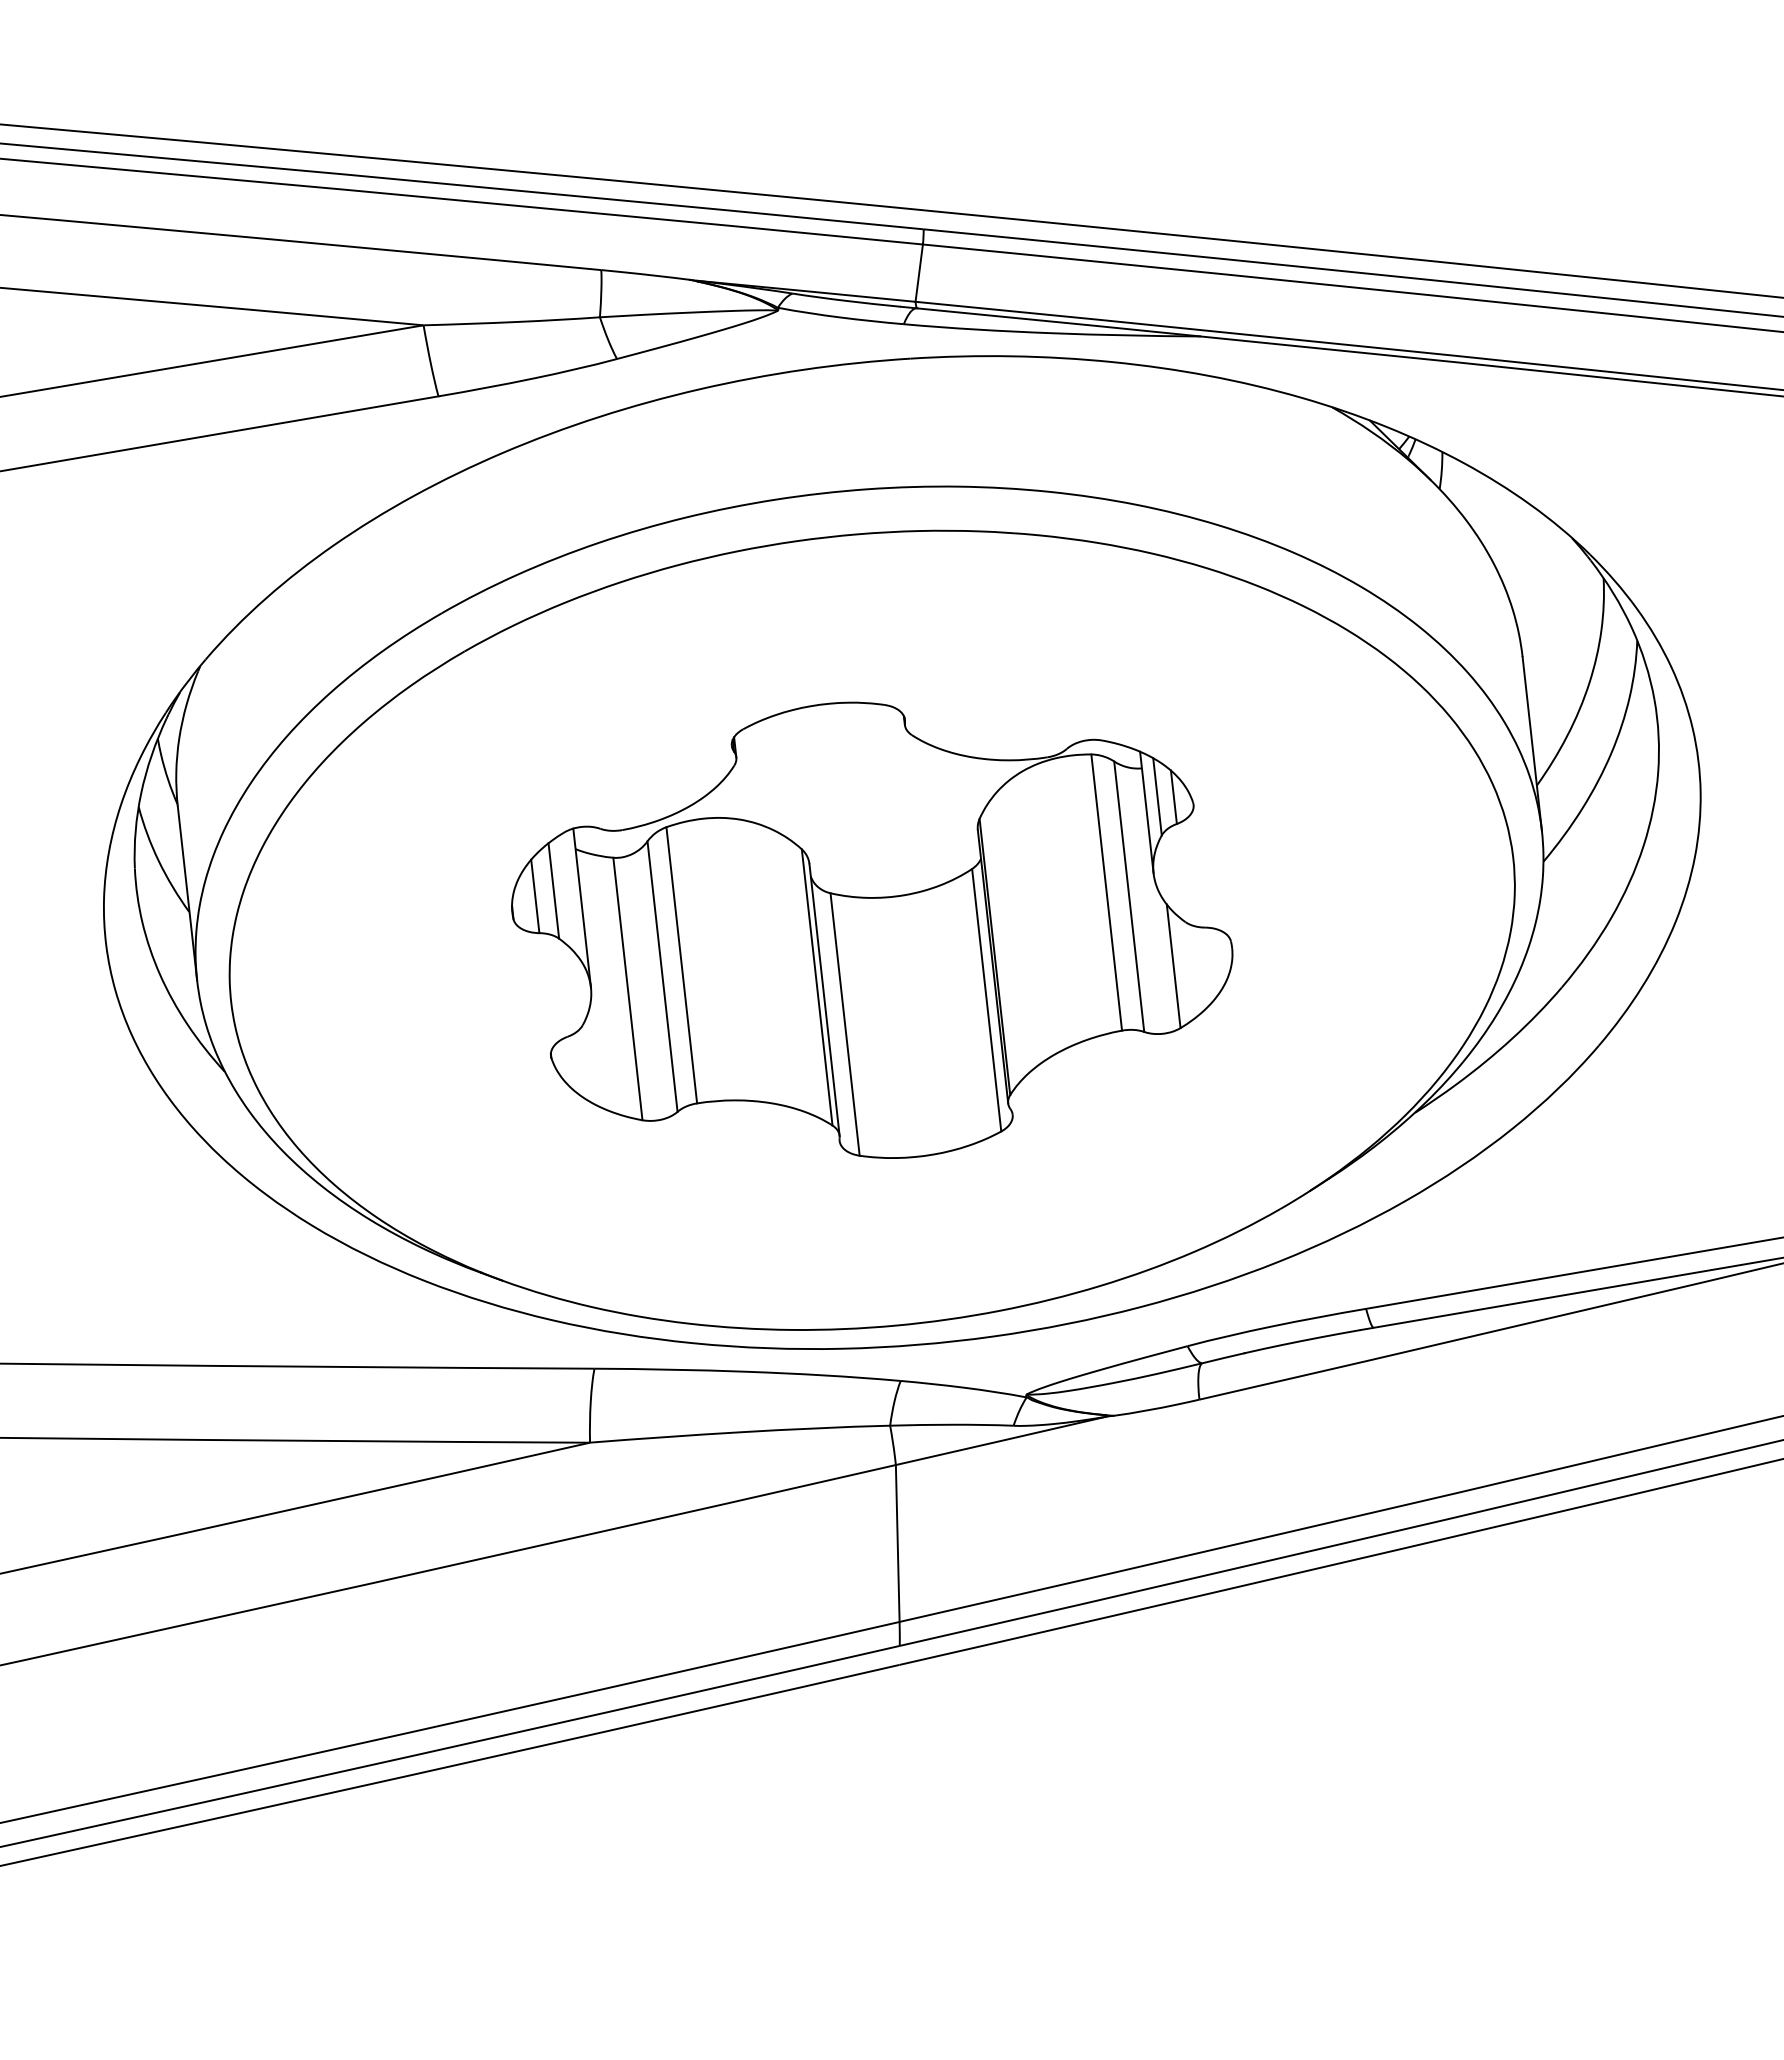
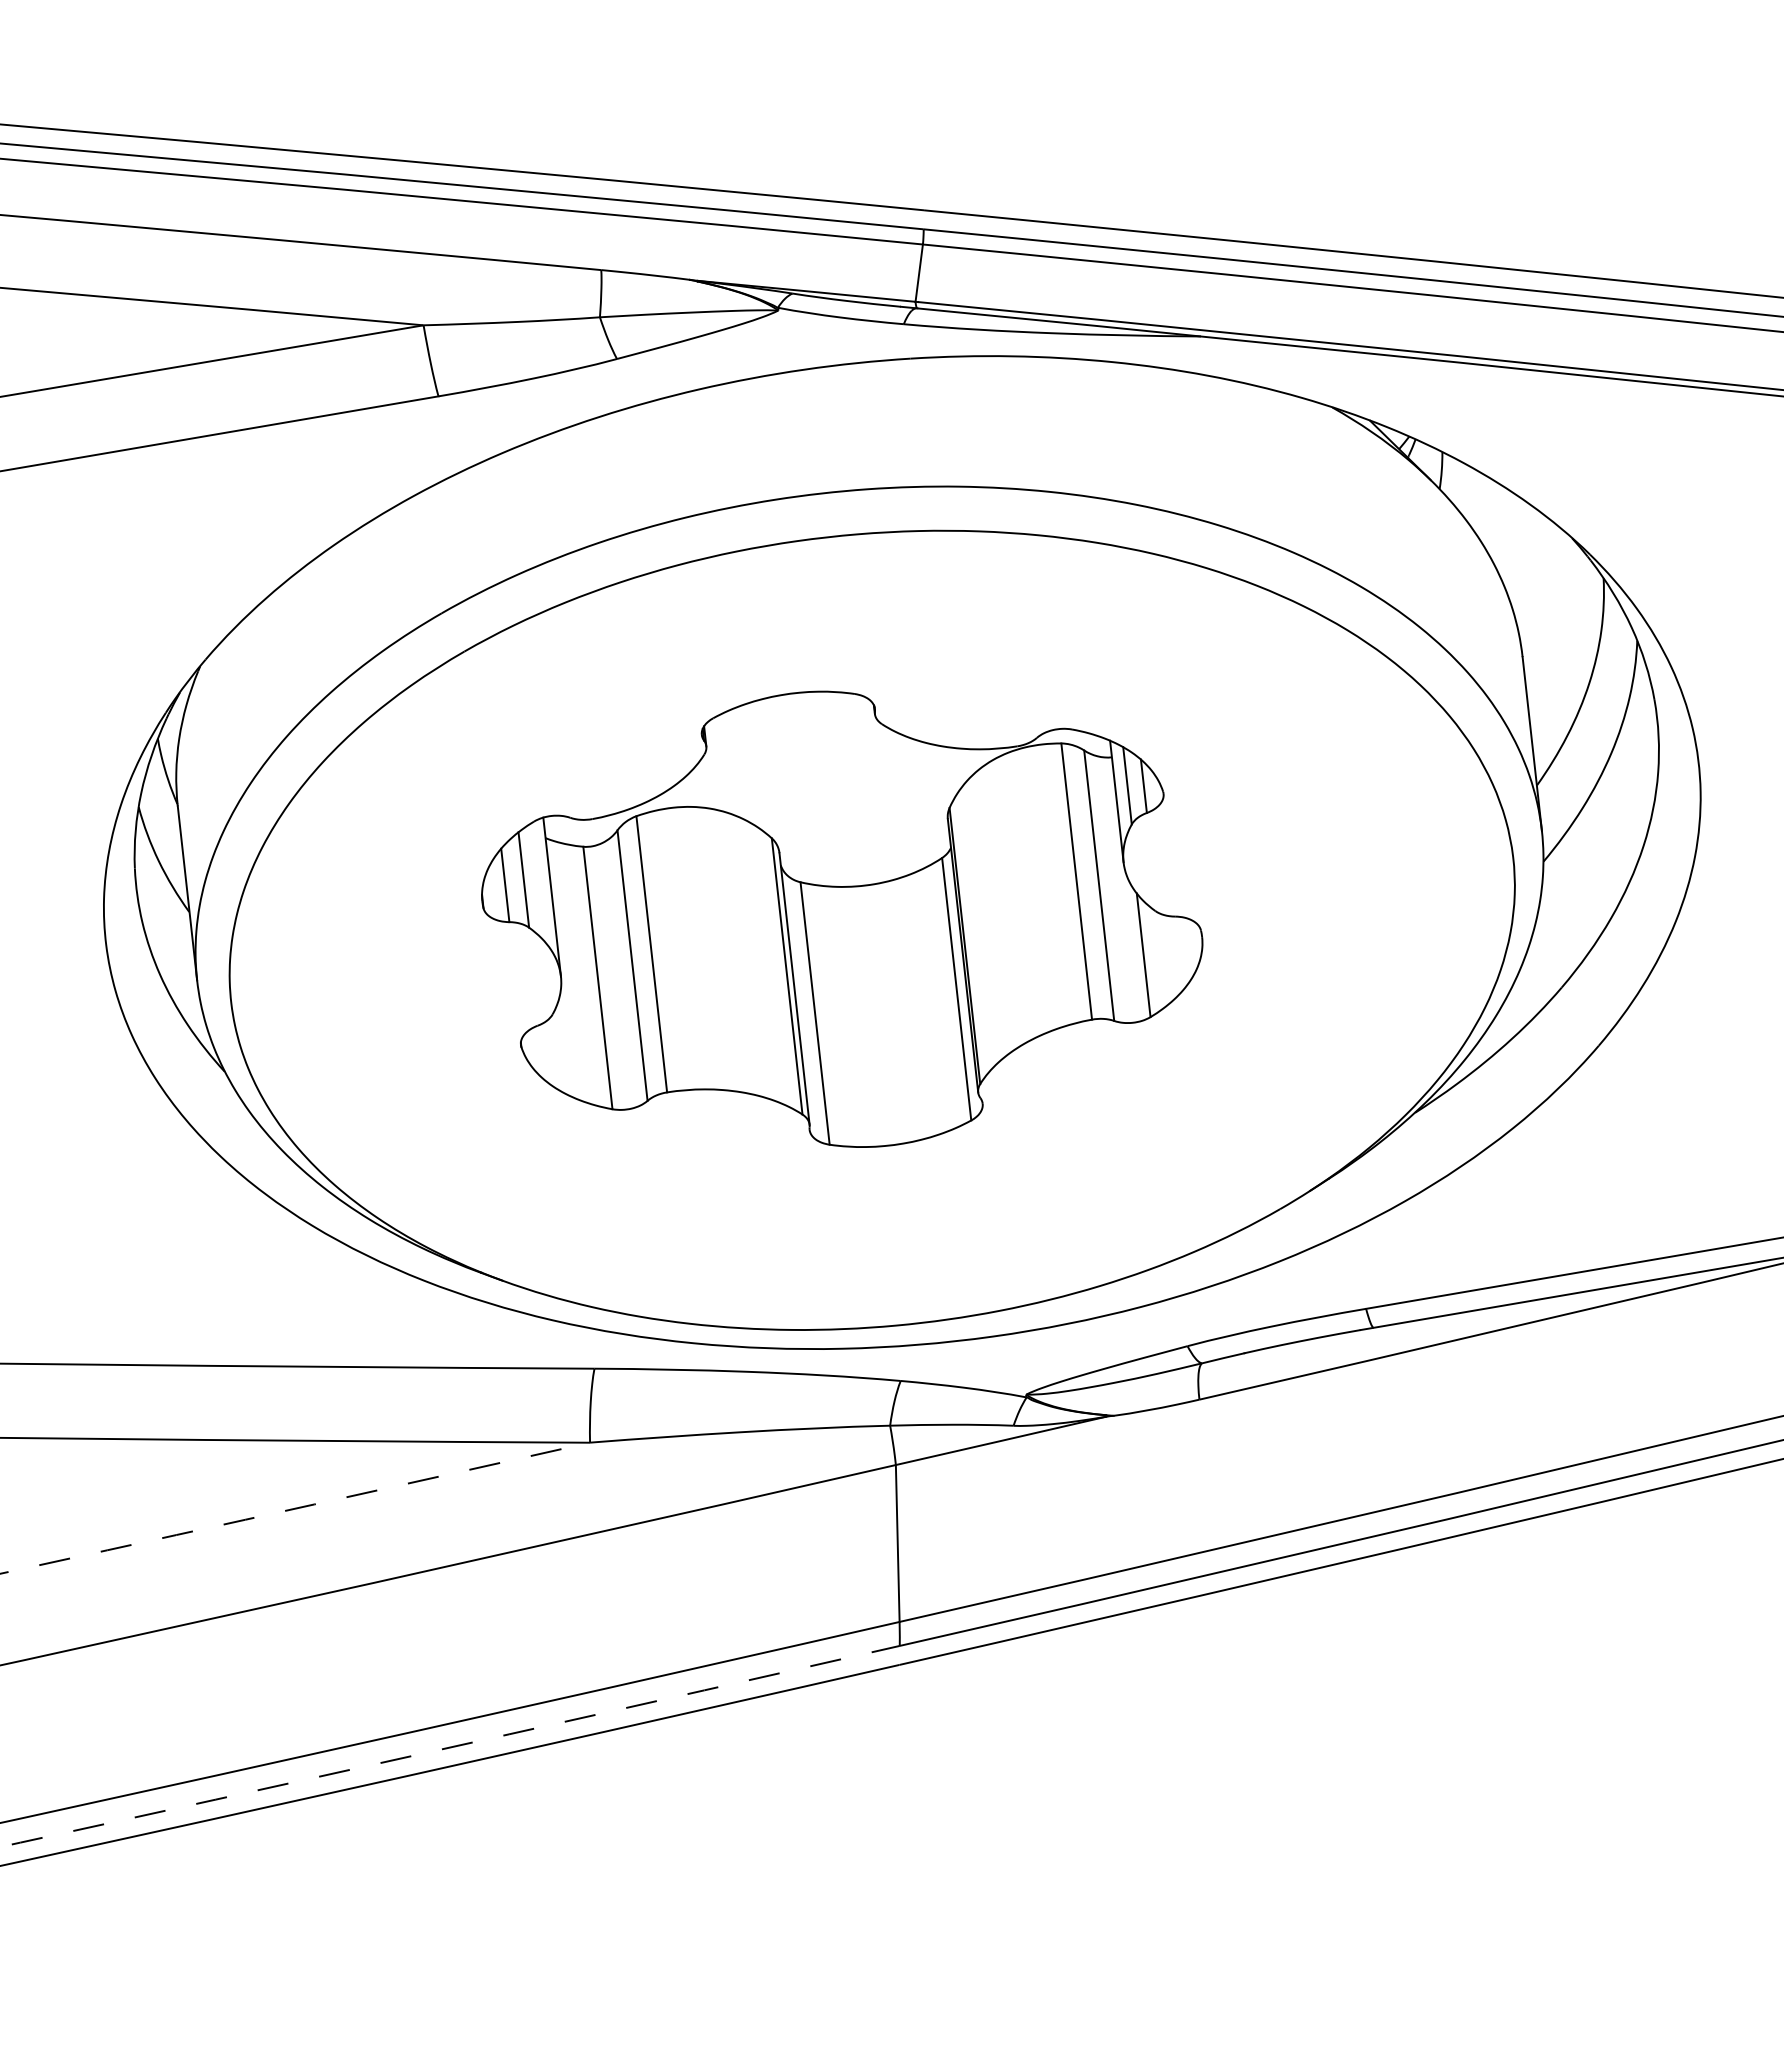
part position: (872, 929) -> (842, 918) (842, 918)
arc: solid -> dashed (295, 1508)
arc: solid -> dashed (450, 1747)
